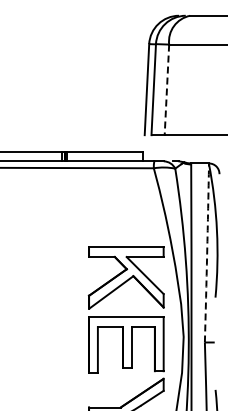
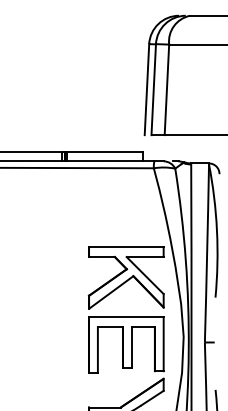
line: dashed -> solid (166, 90)
arc: dashed -> solid (207, 253)
